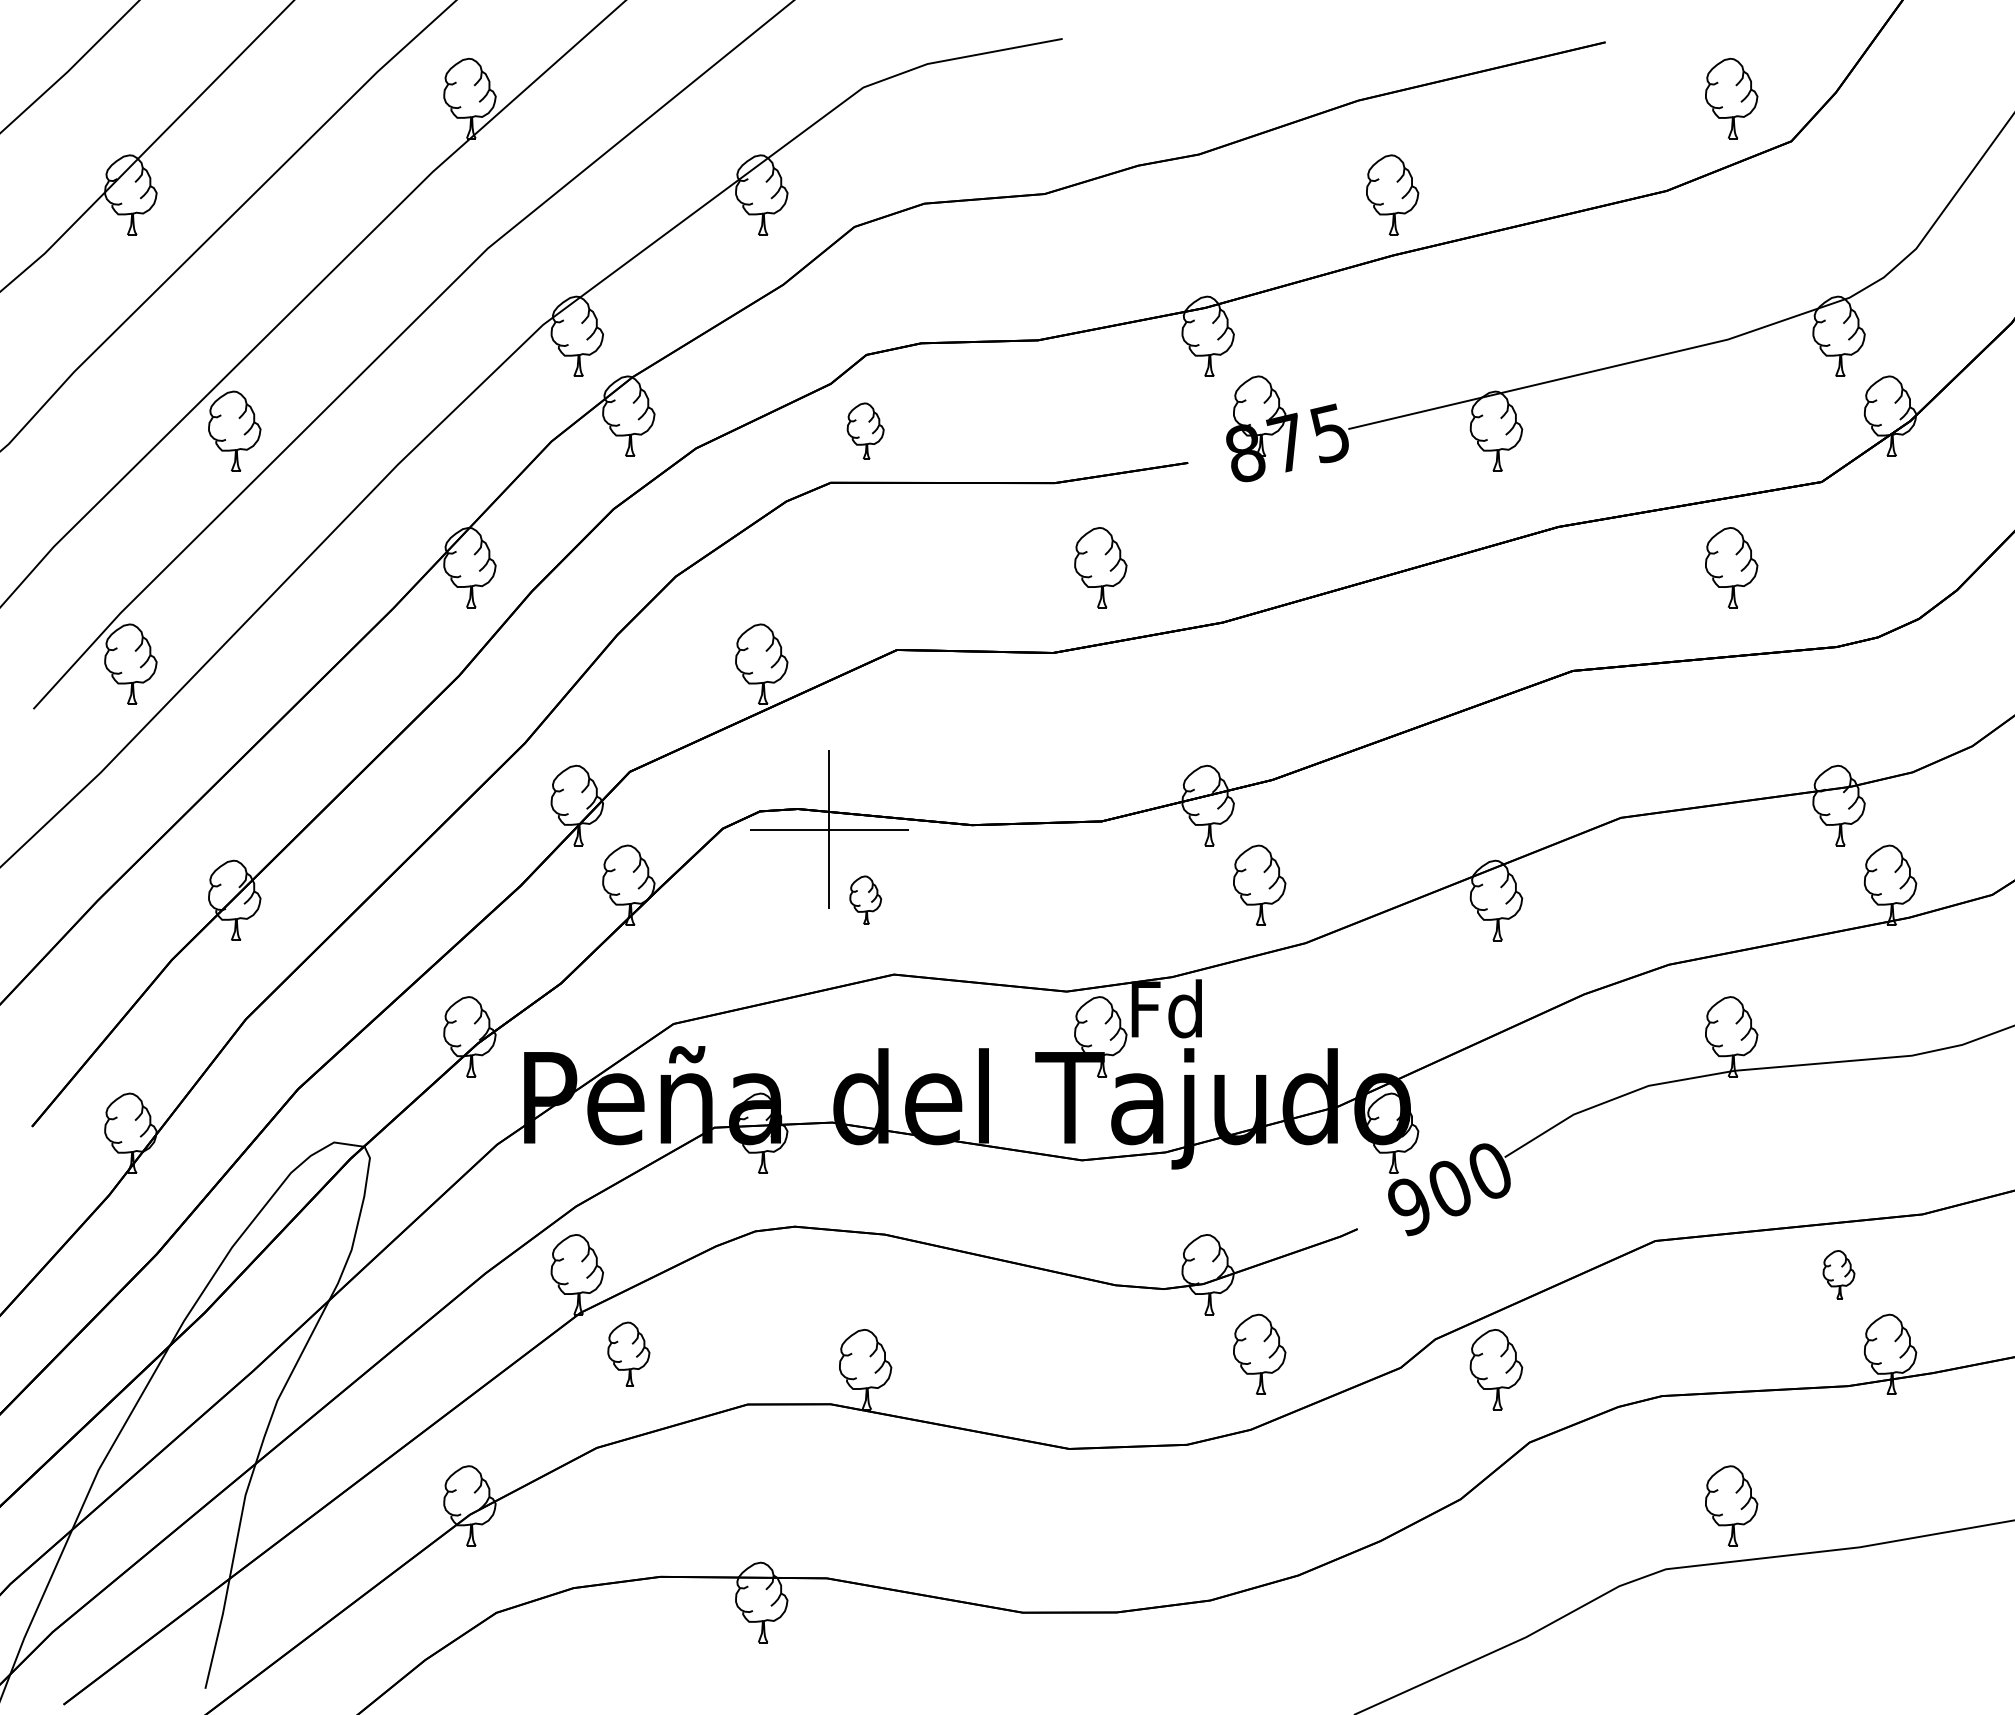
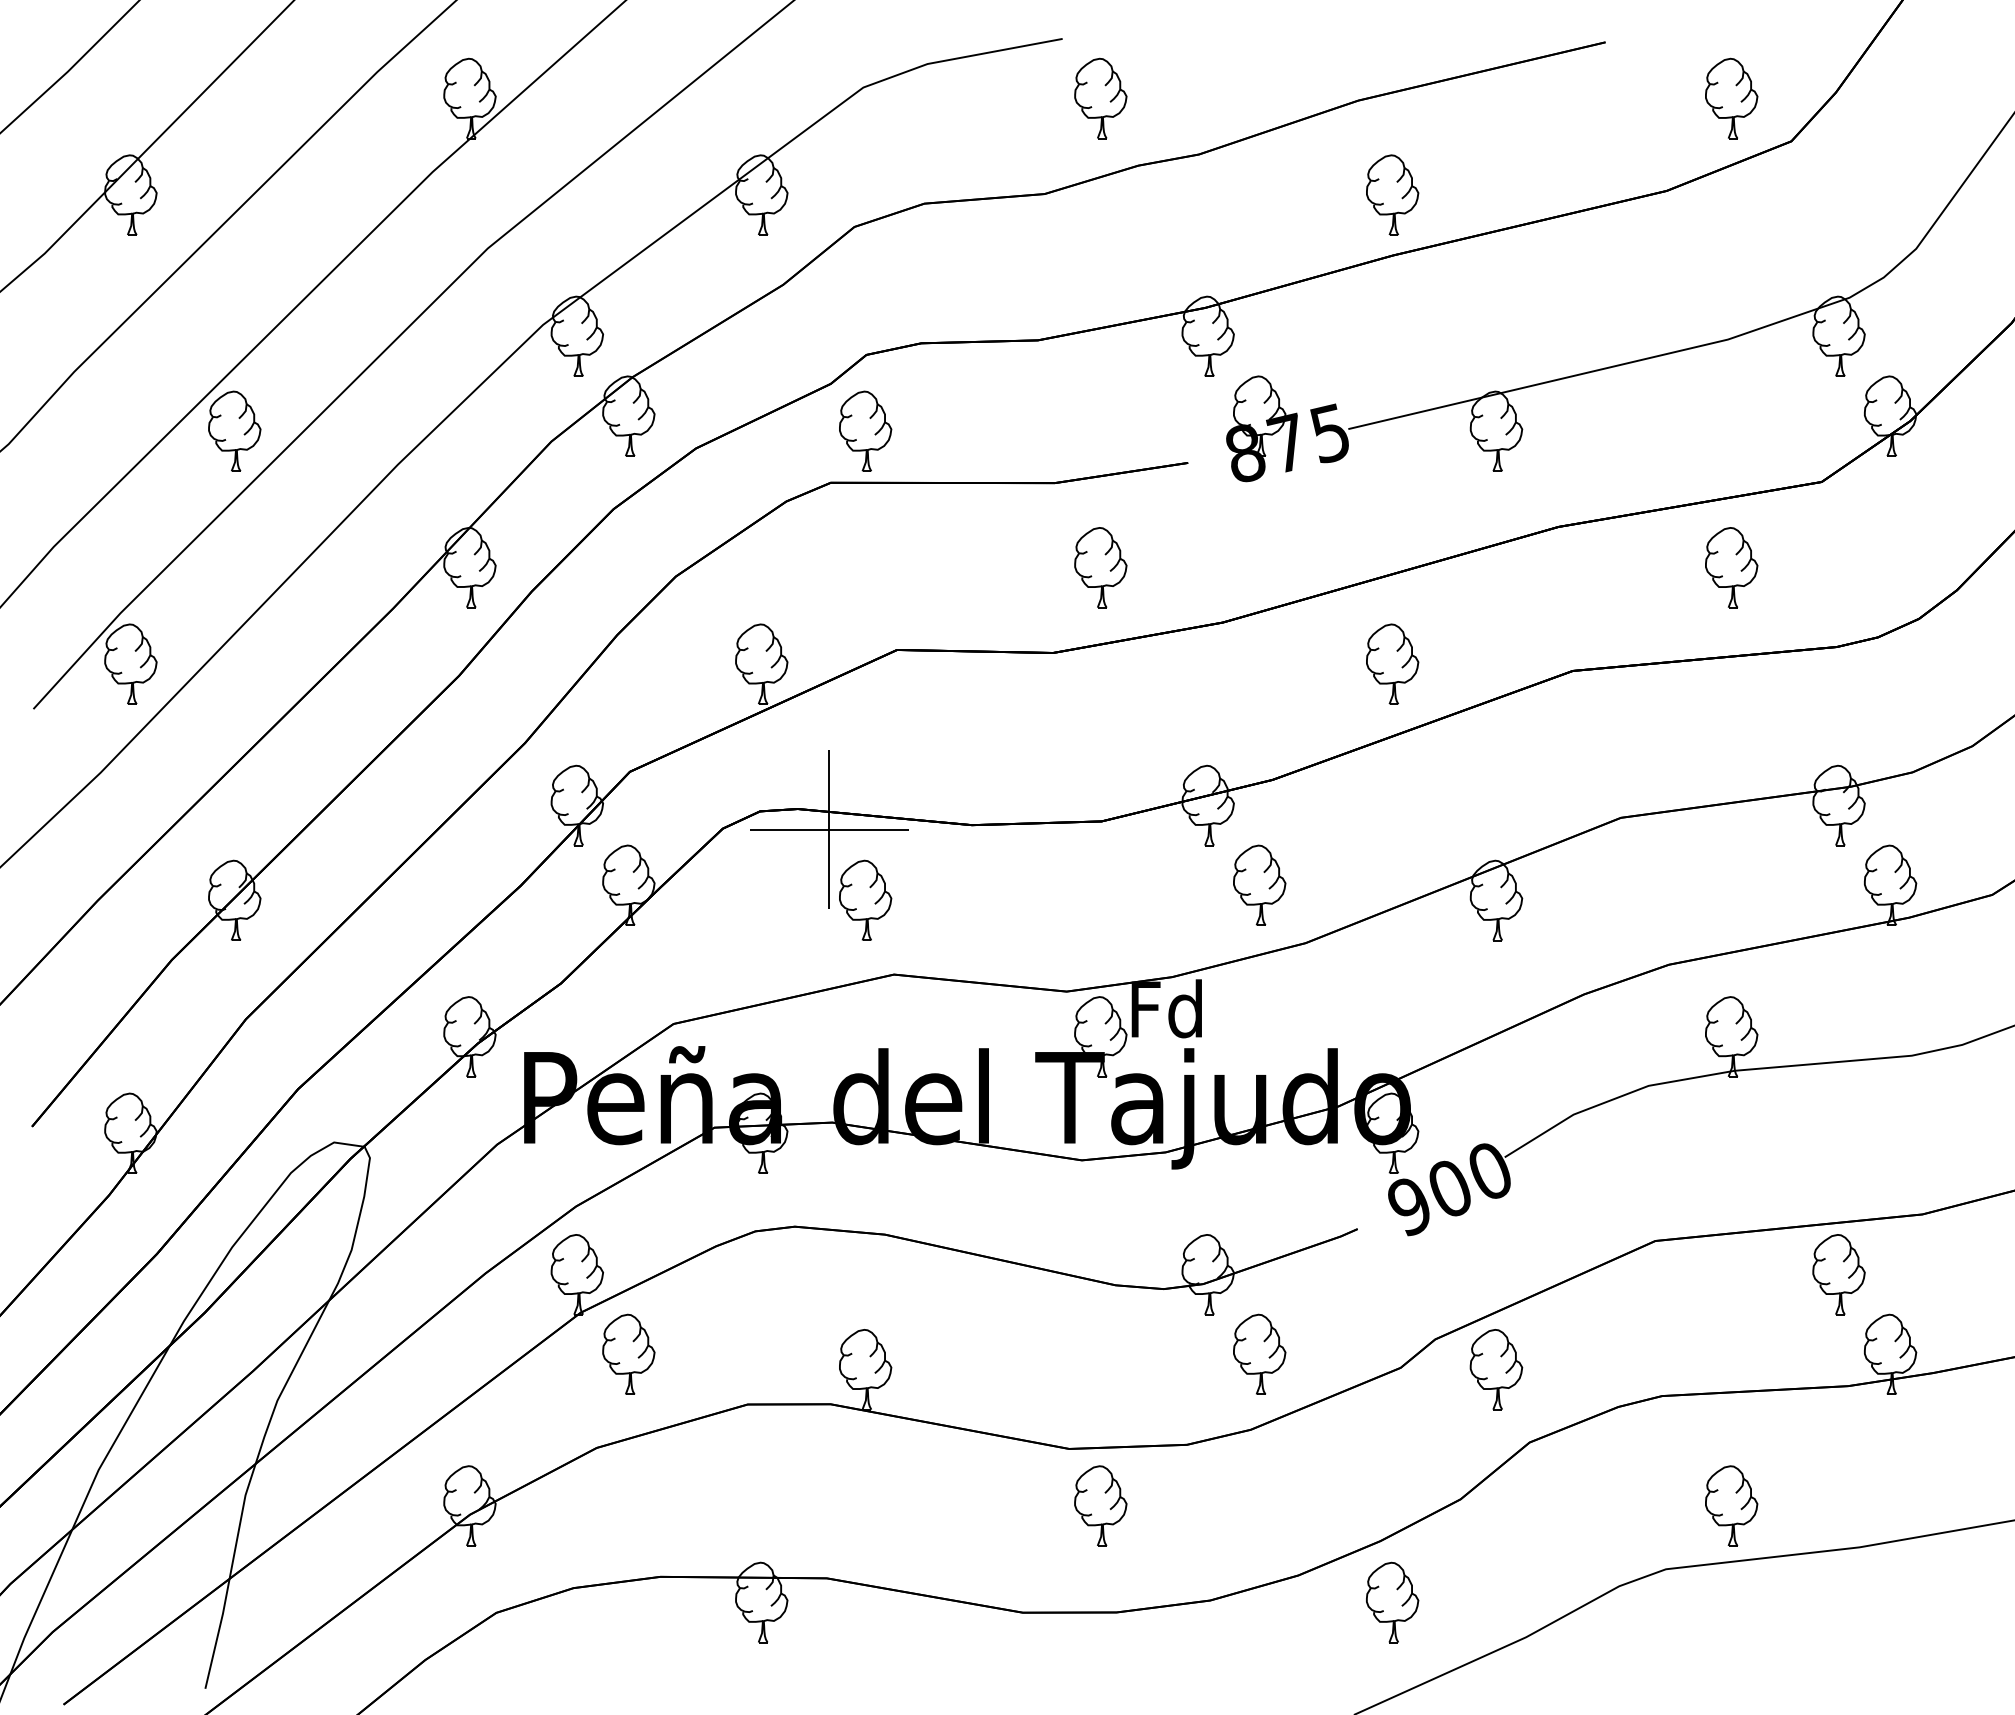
part: none -> present (1100, 98)
part size: 39x58 px -> 54x82 px (865, 430)
part: none -> present (1392, 663)
part size: 34x50 px -> 54x82 px (865, 899)
part size: 34x50 px -> 54x82 px (1838, 1274)
part size: 44x66 px -> 54x82 px (628, 1353)
part: none -> present (1100, 1505)
part: none -> present (1392, 1602)
